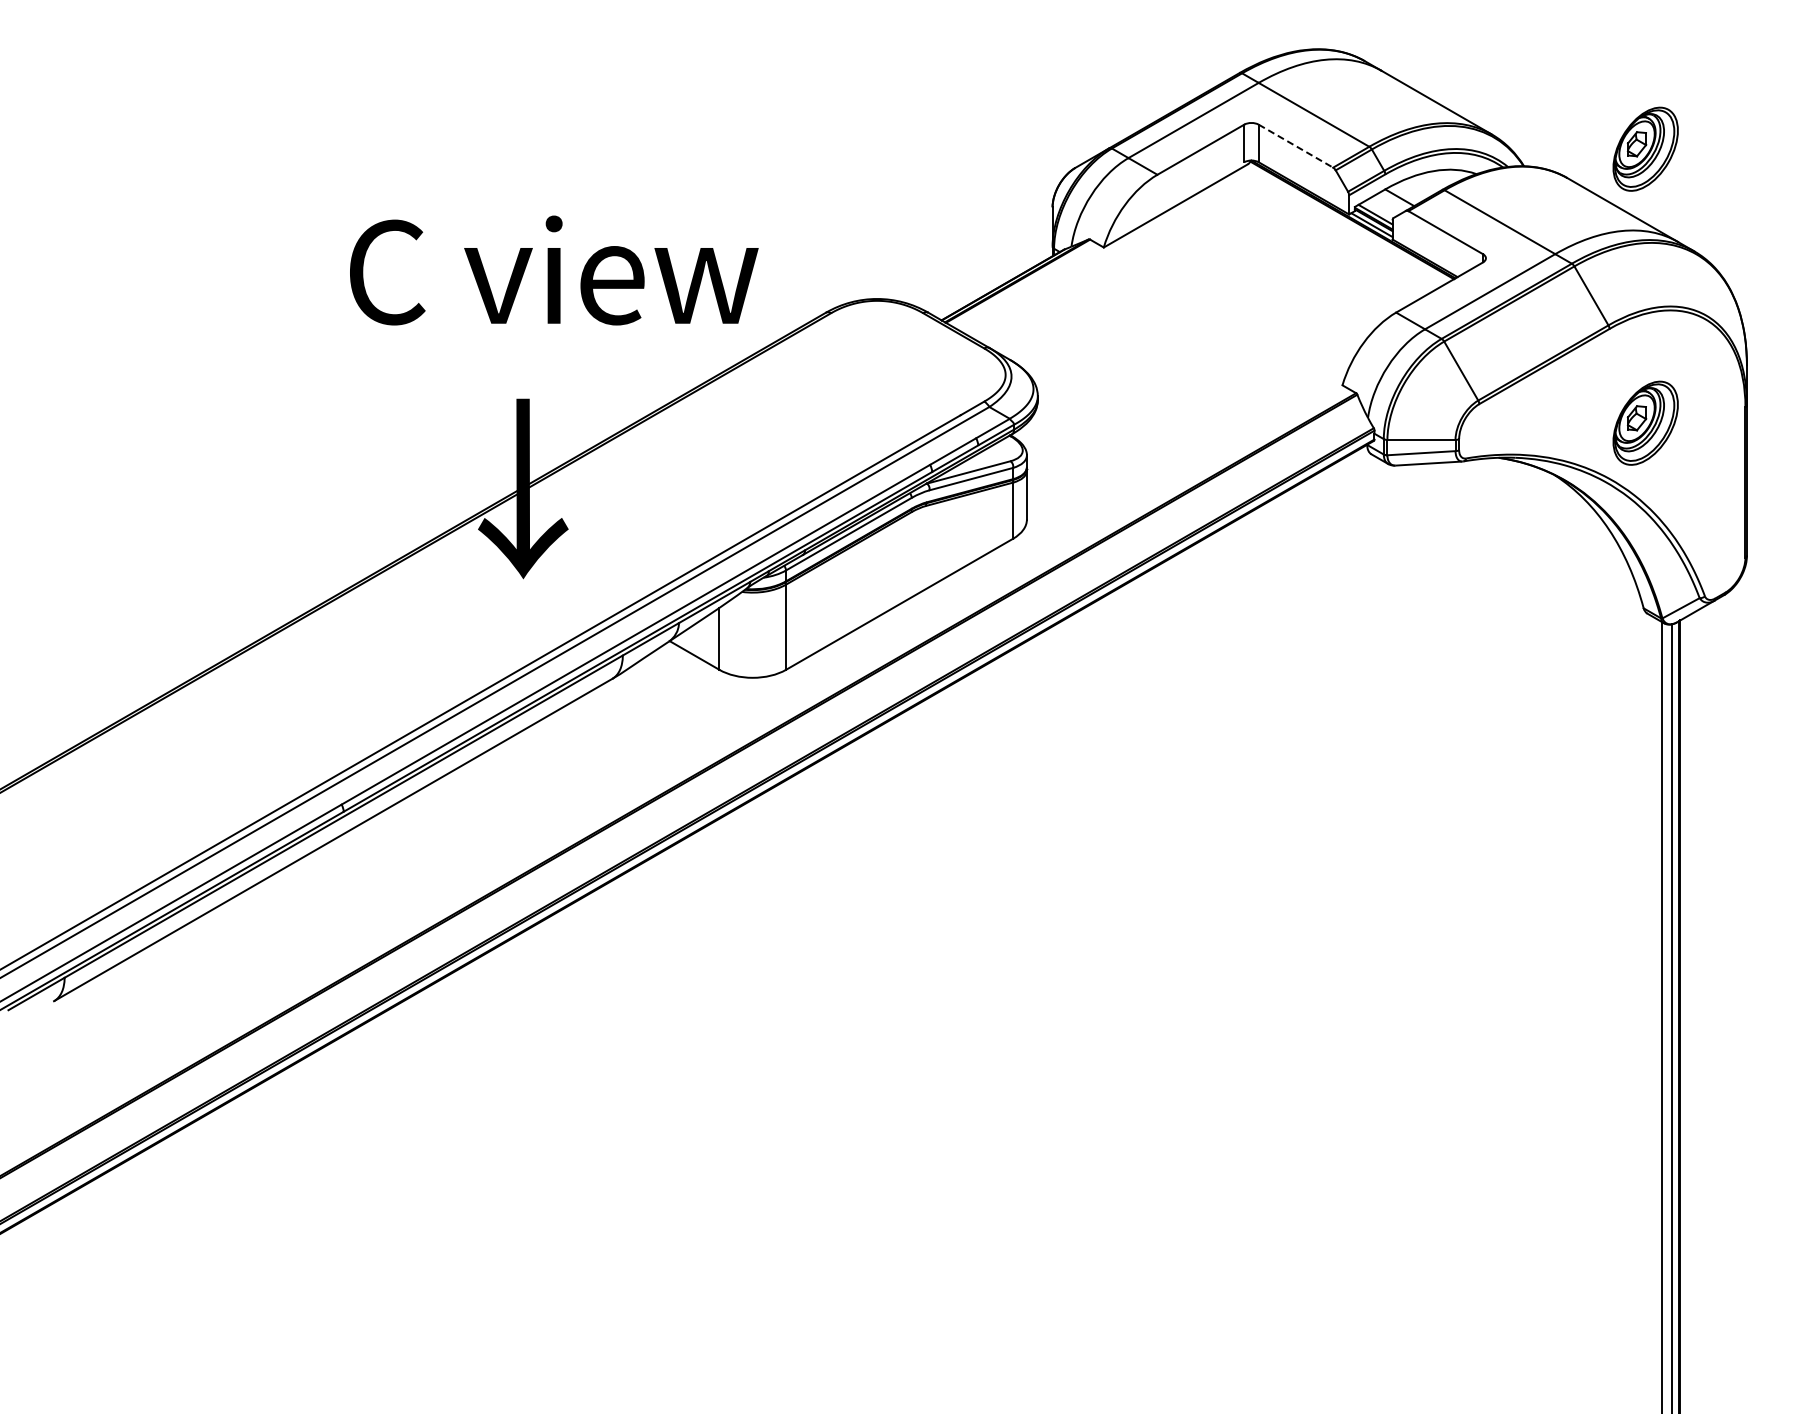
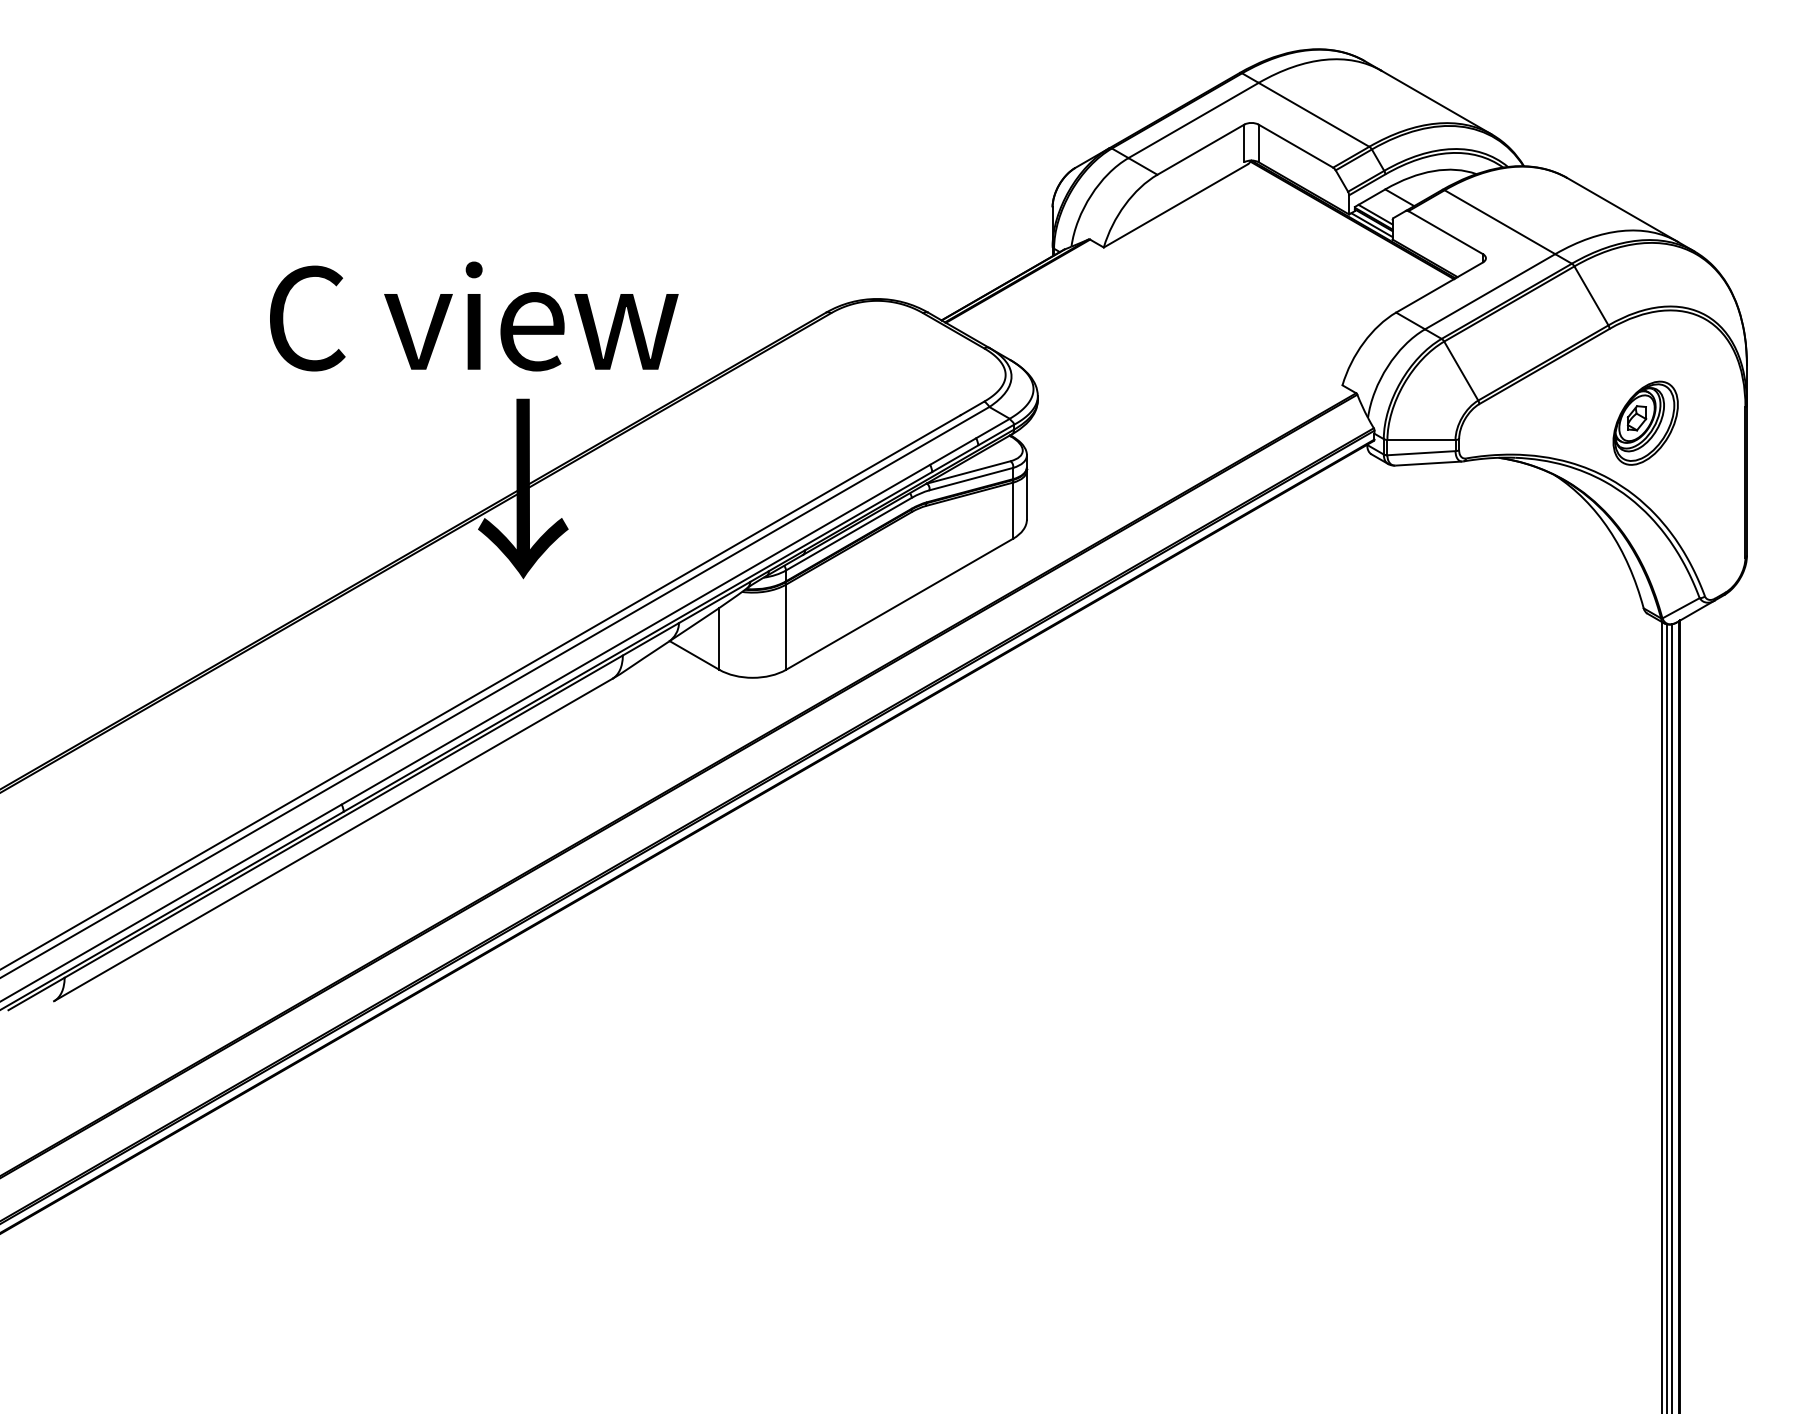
line: dashed -> solid (1295, 146)
part: present -> none (1645, 148)
text position: (554, 270) -> (474, 316) (474, 316)
line: none -> present (1667, 1017)
